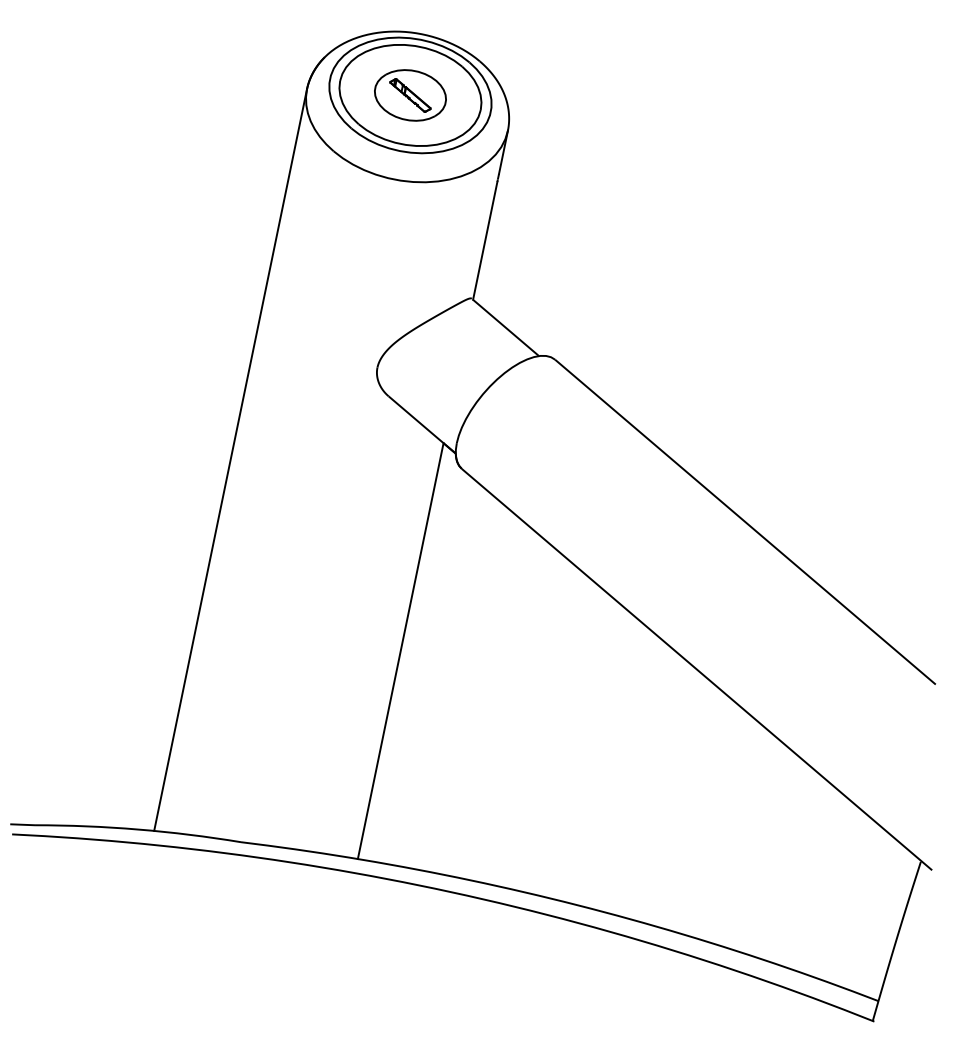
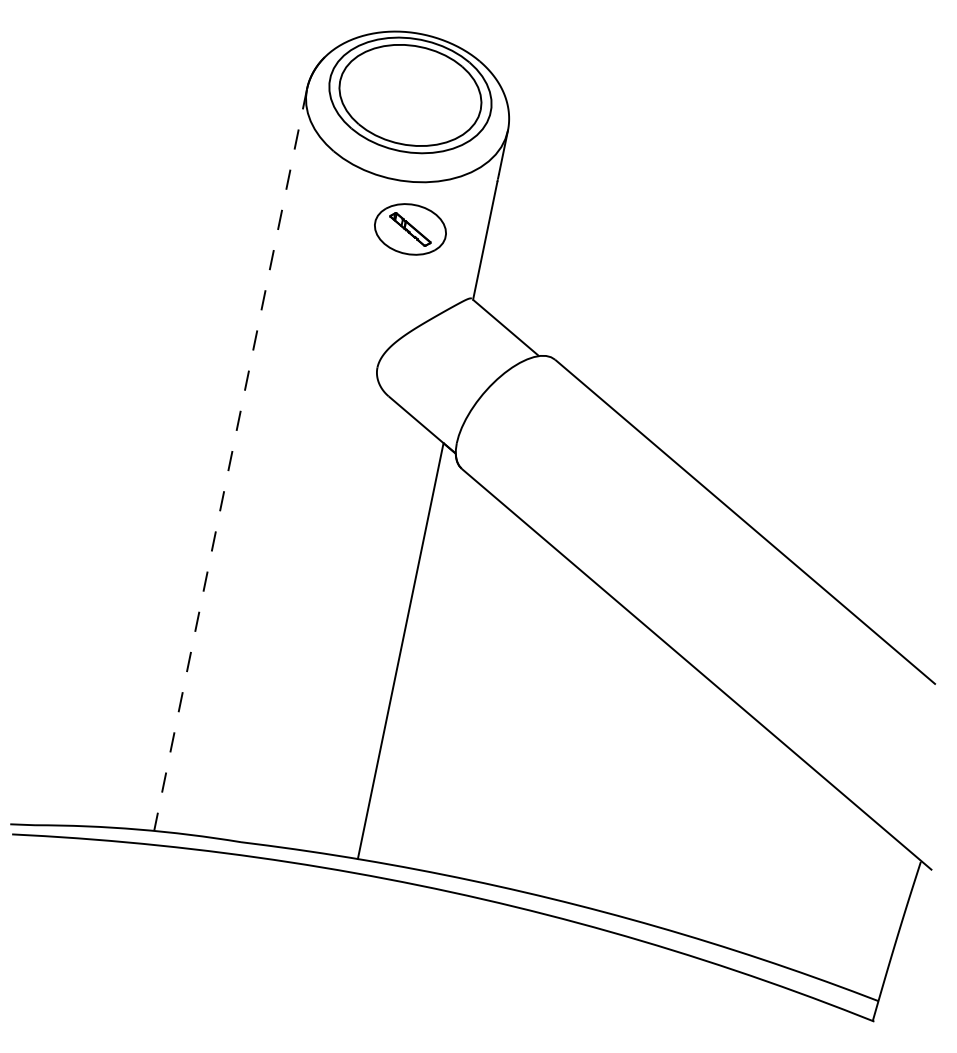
part position: (410, 95) -> (410, 229) (410, 229)
line: solid -> dashed (230, 460)
